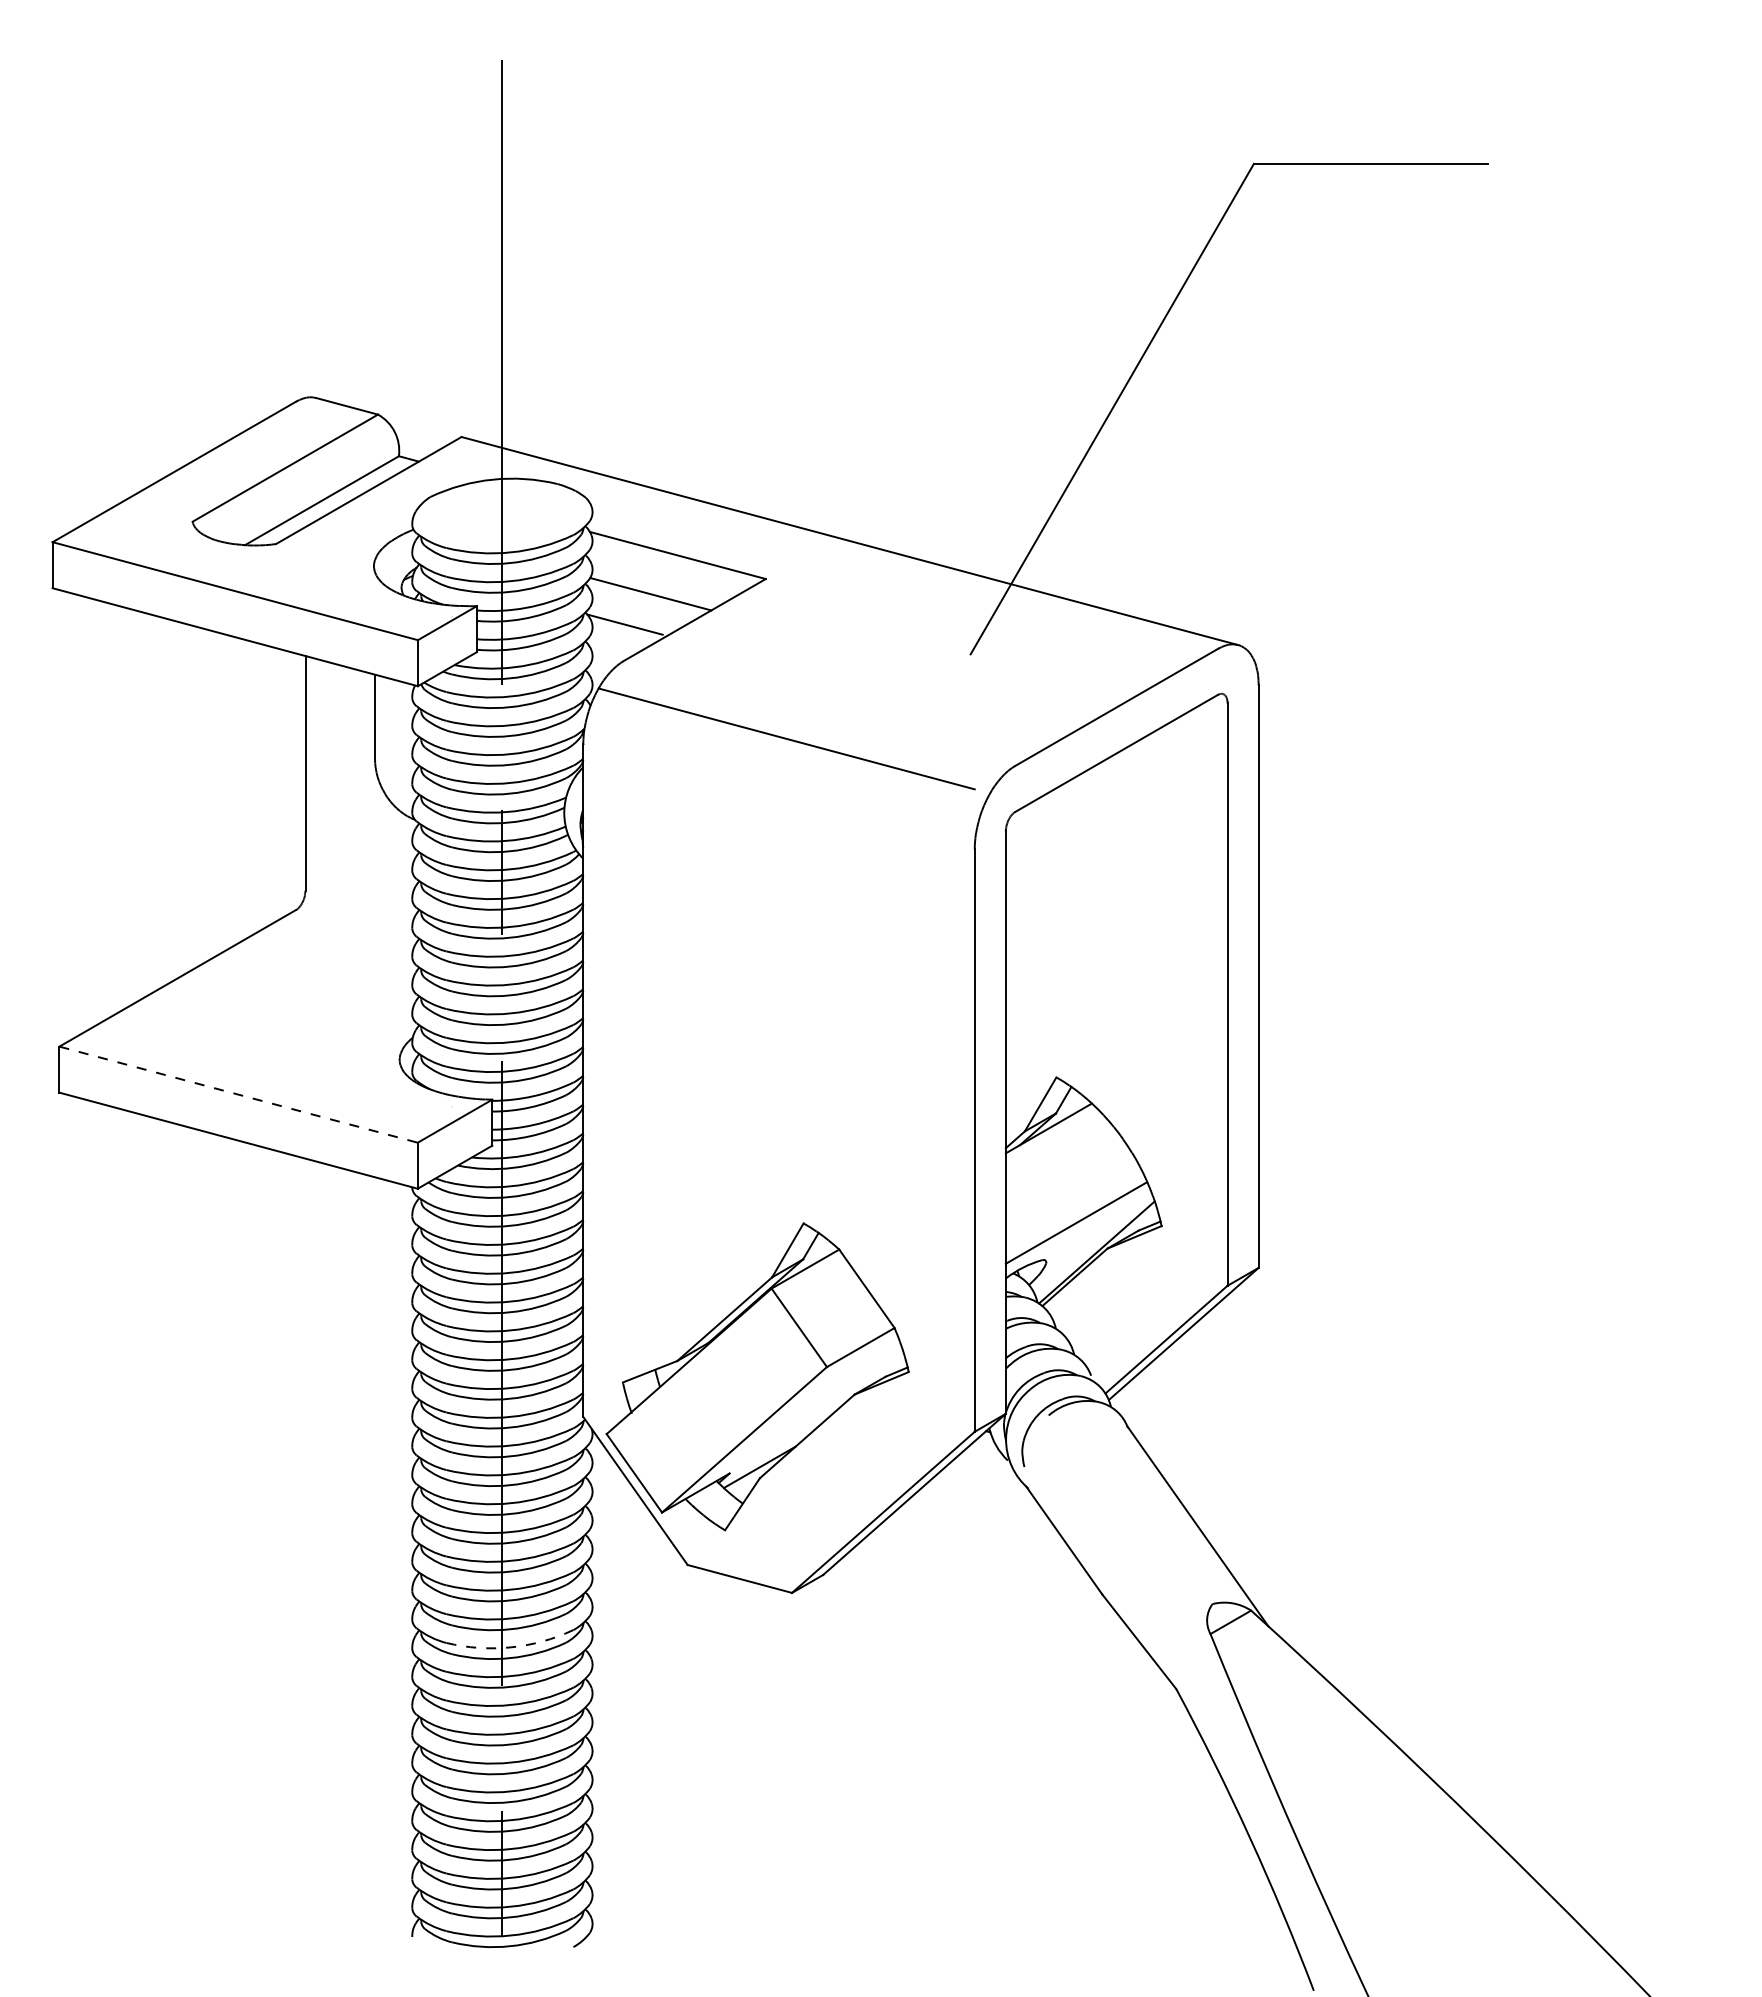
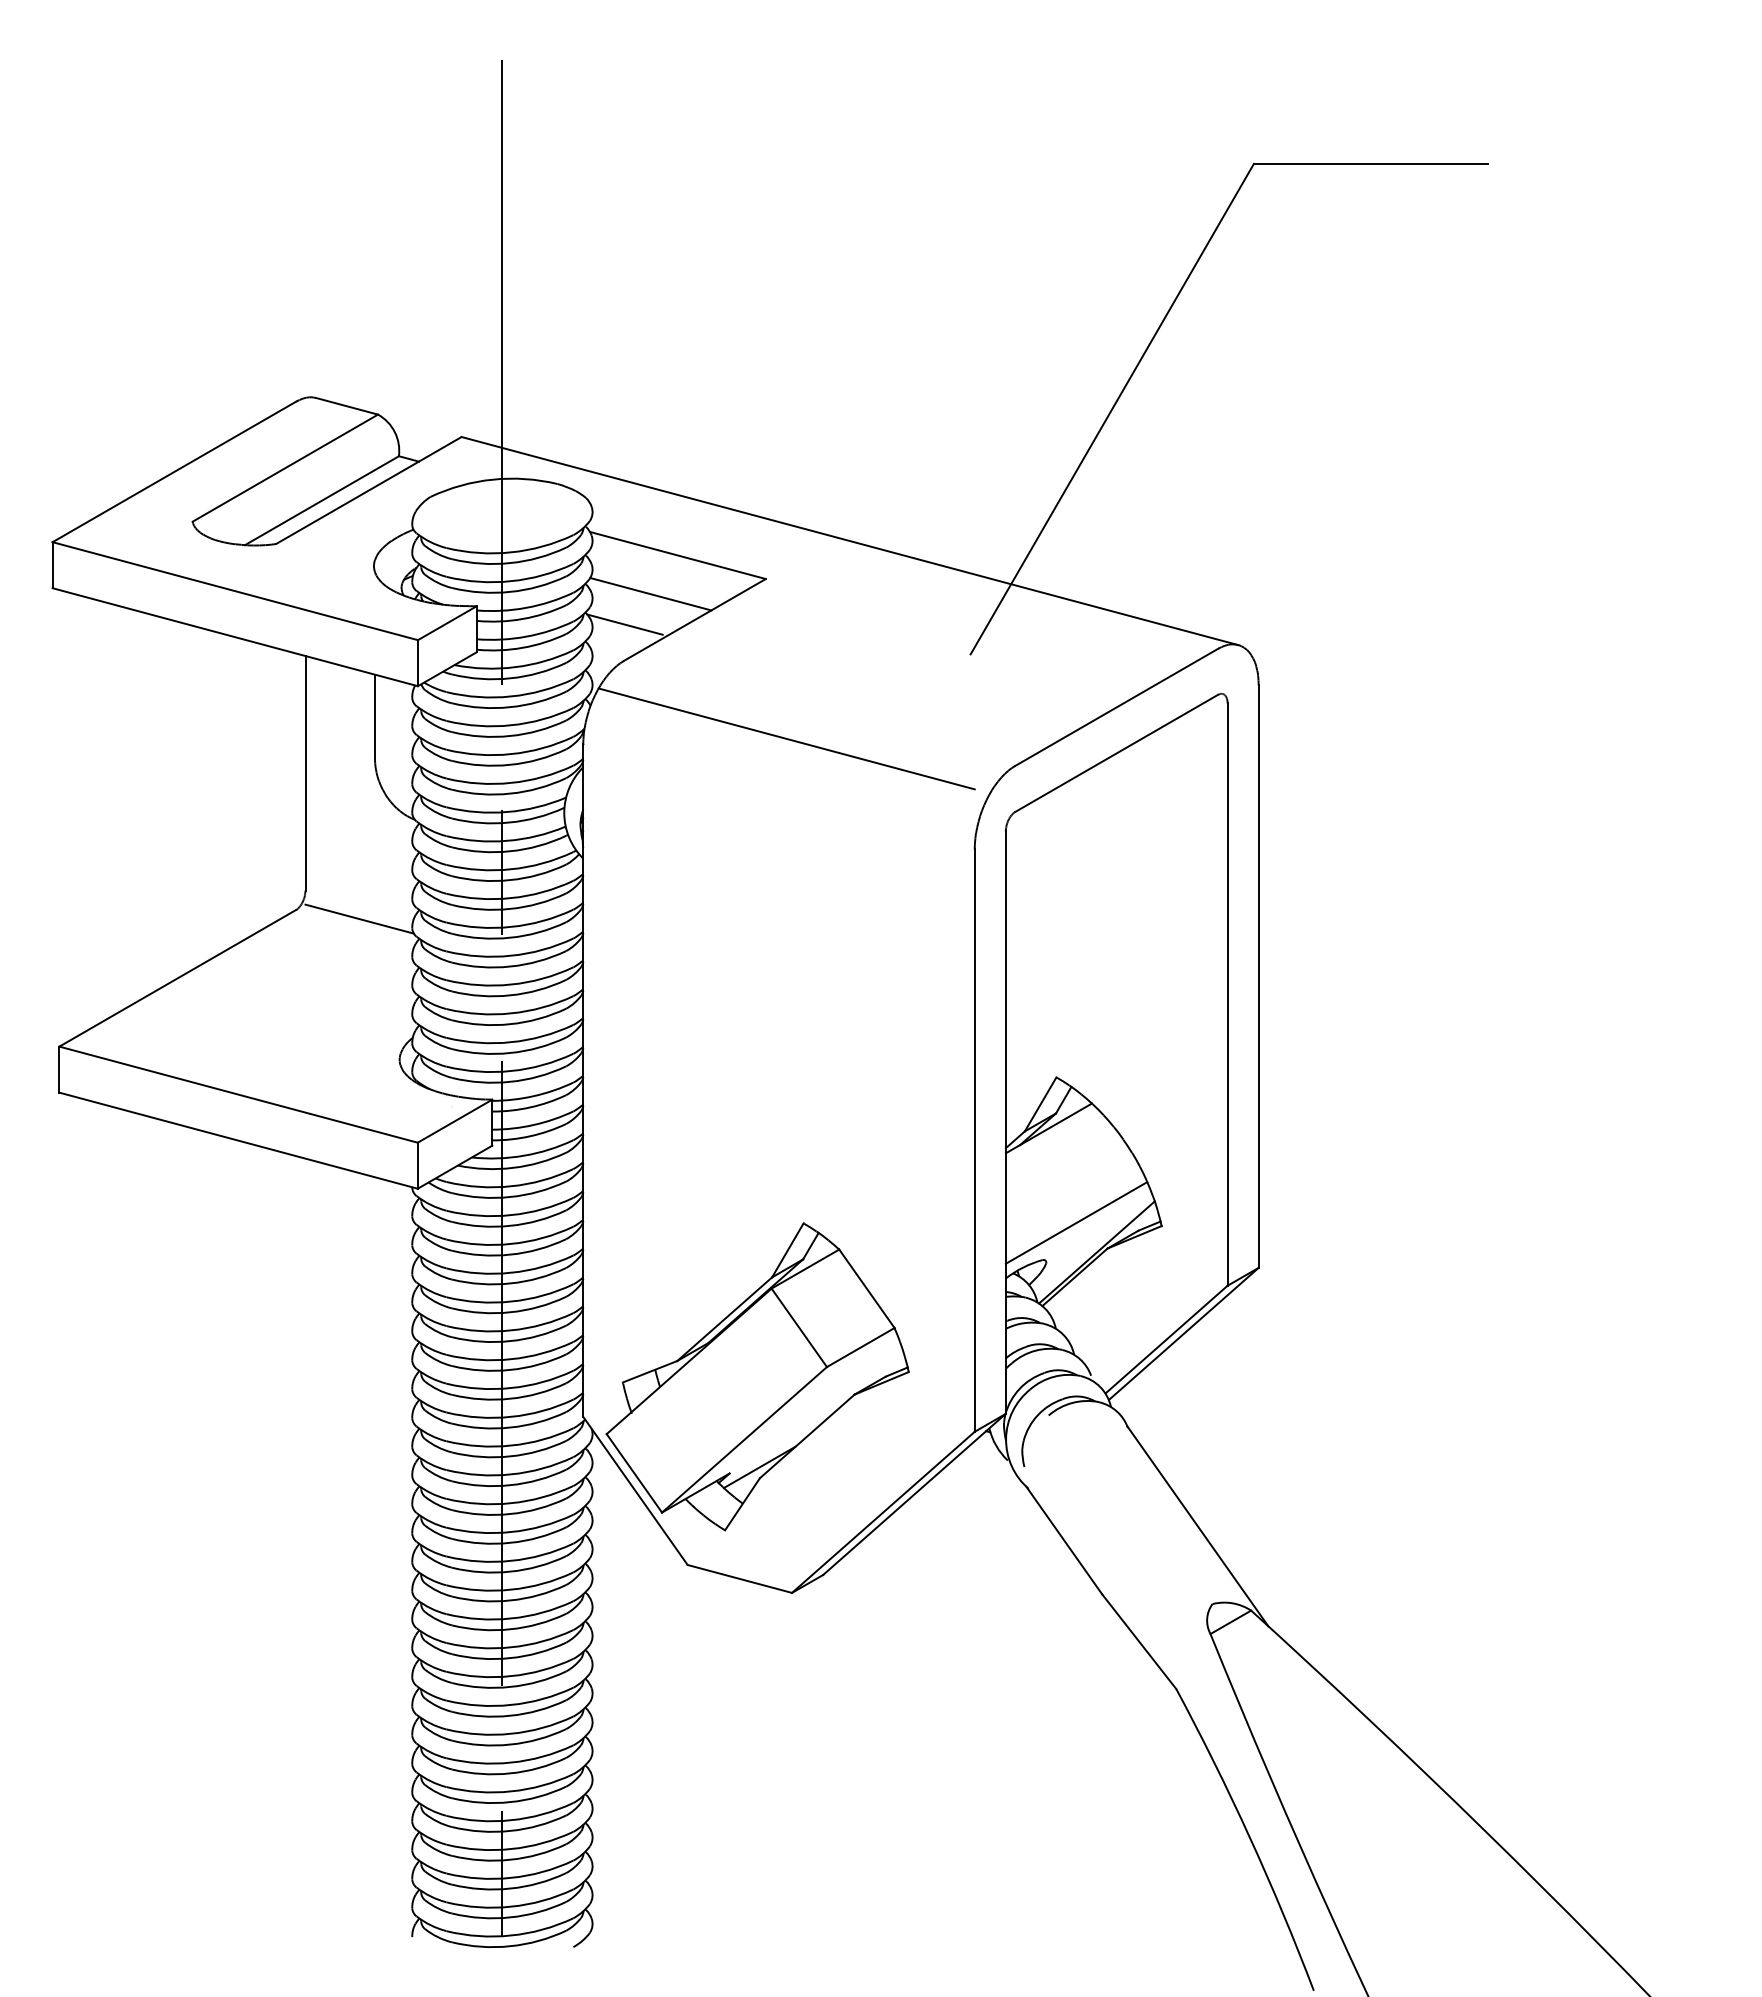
line: none -> present (359, 918)
line: dashed -> solid (239, 1094)
arc: dashed -> solid (511, 1647)
